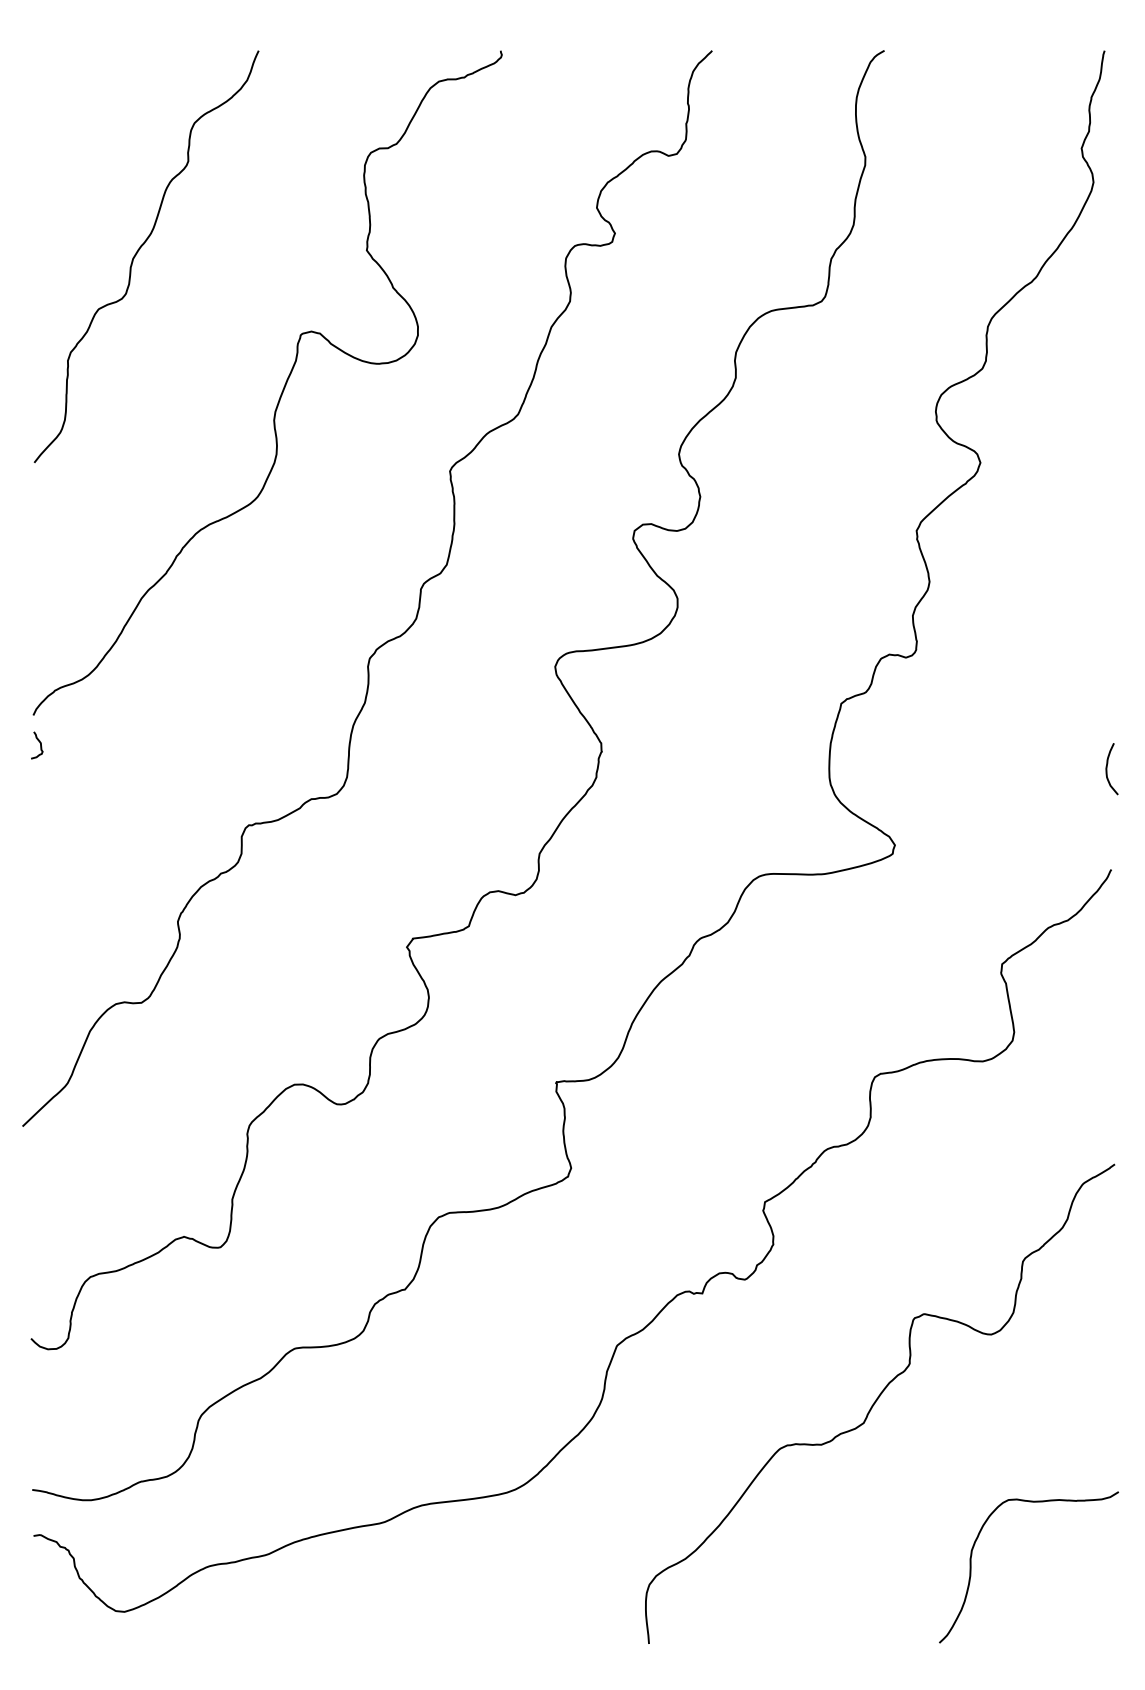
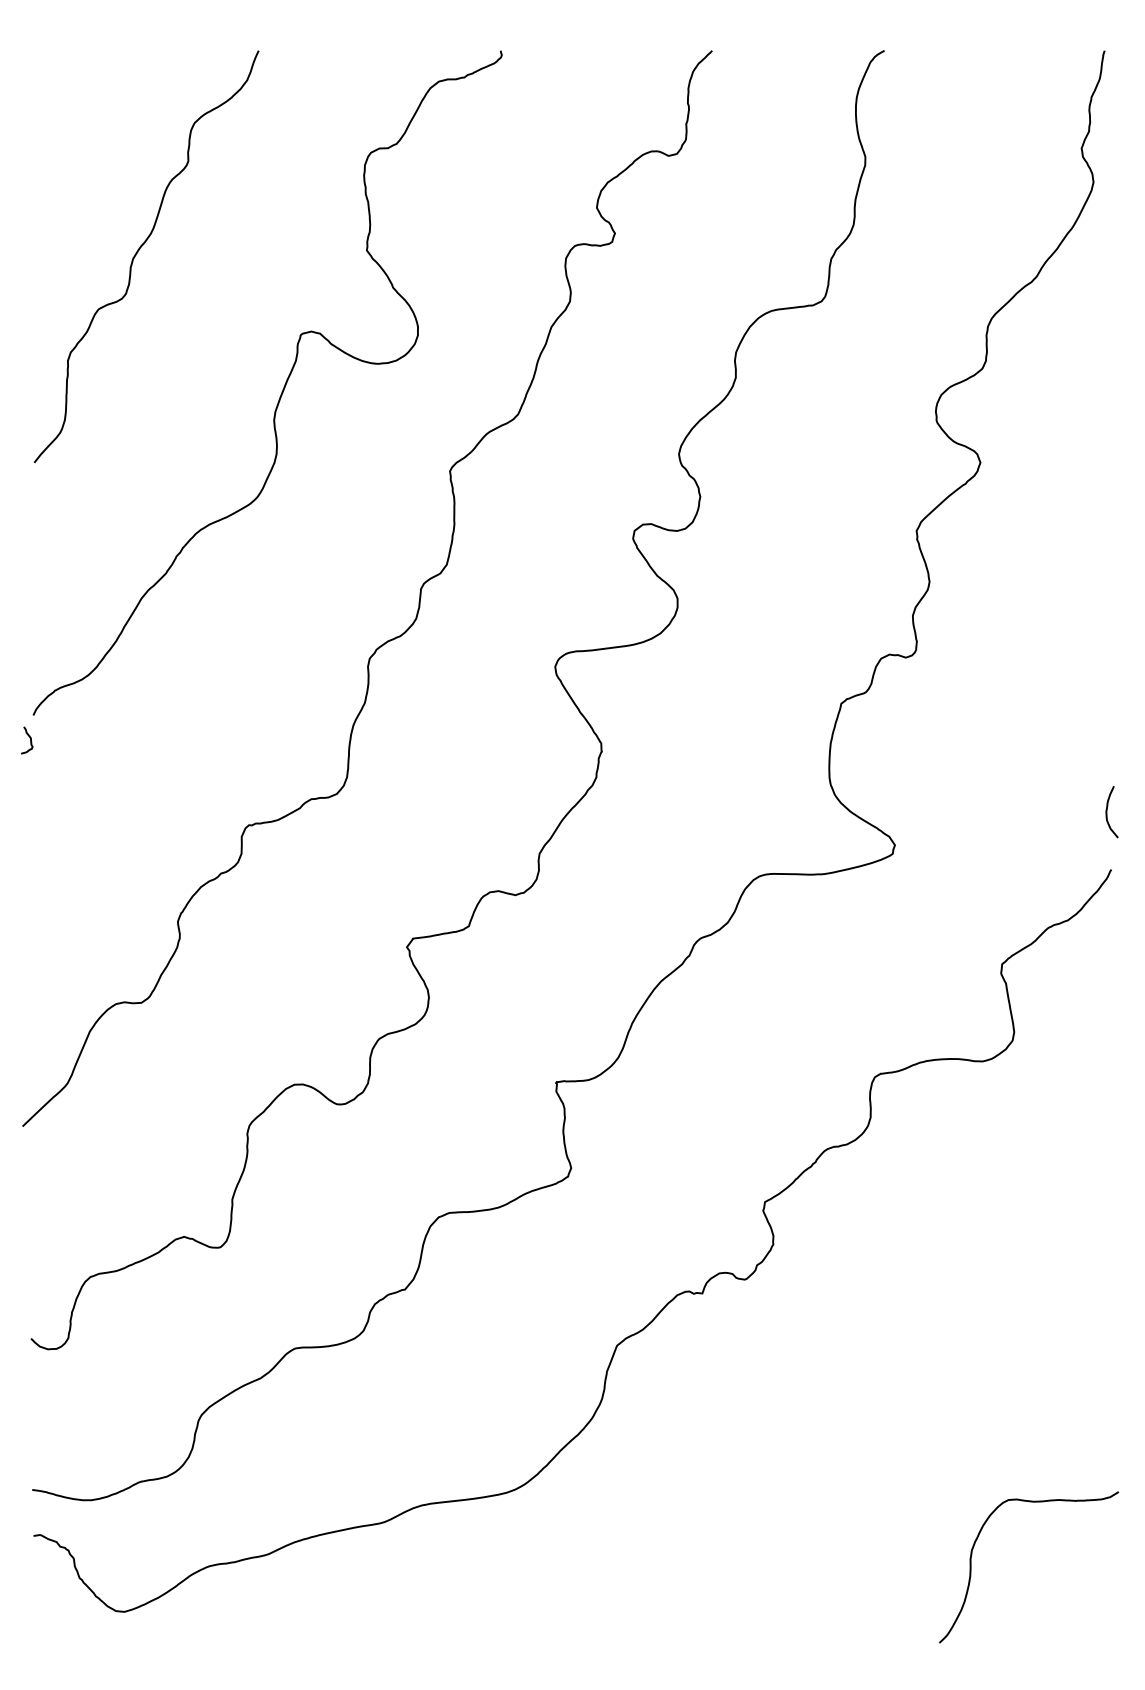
curve position: (39, 743) -> (29, 738) (29, 738)
curve position: (1107, 769) -> (1107, 812) (1107, 812)
curve: present -> none (876, 1402)
